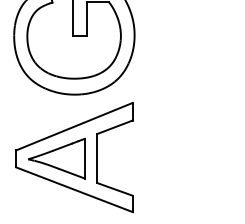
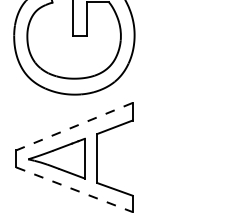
line: solid -> dashed (74, 126)
line: solid -> dashed (74, 189)
